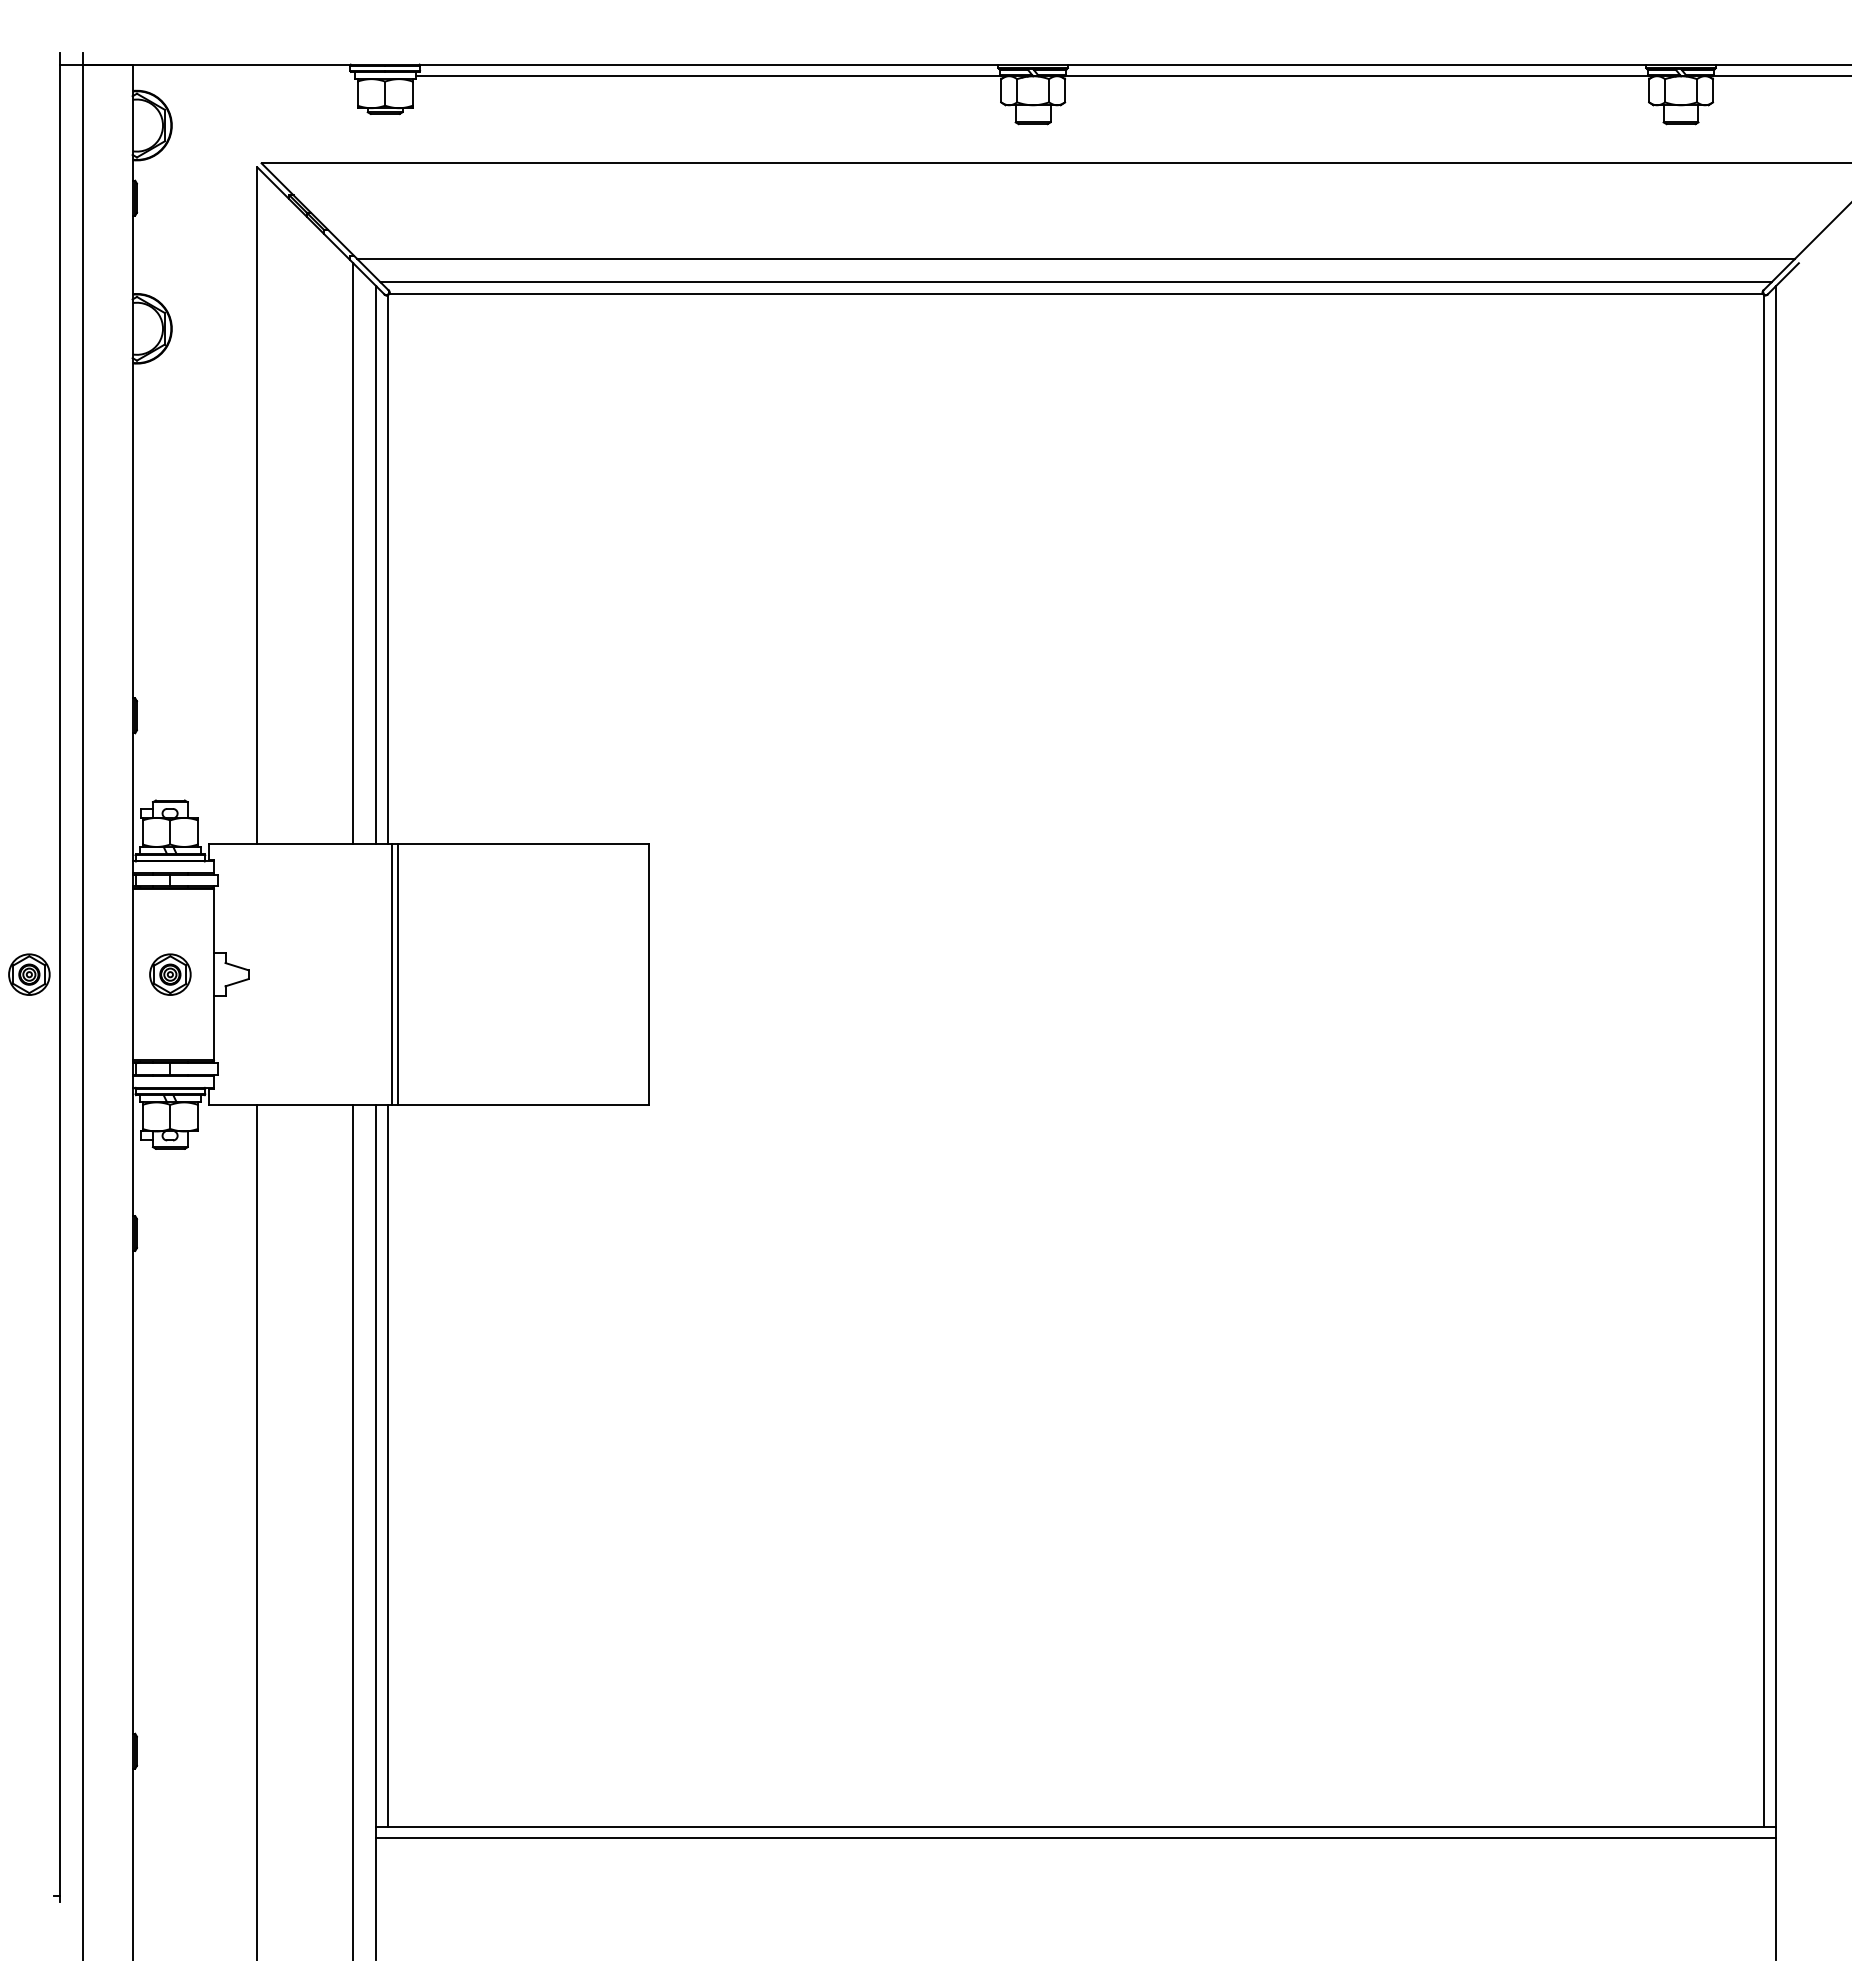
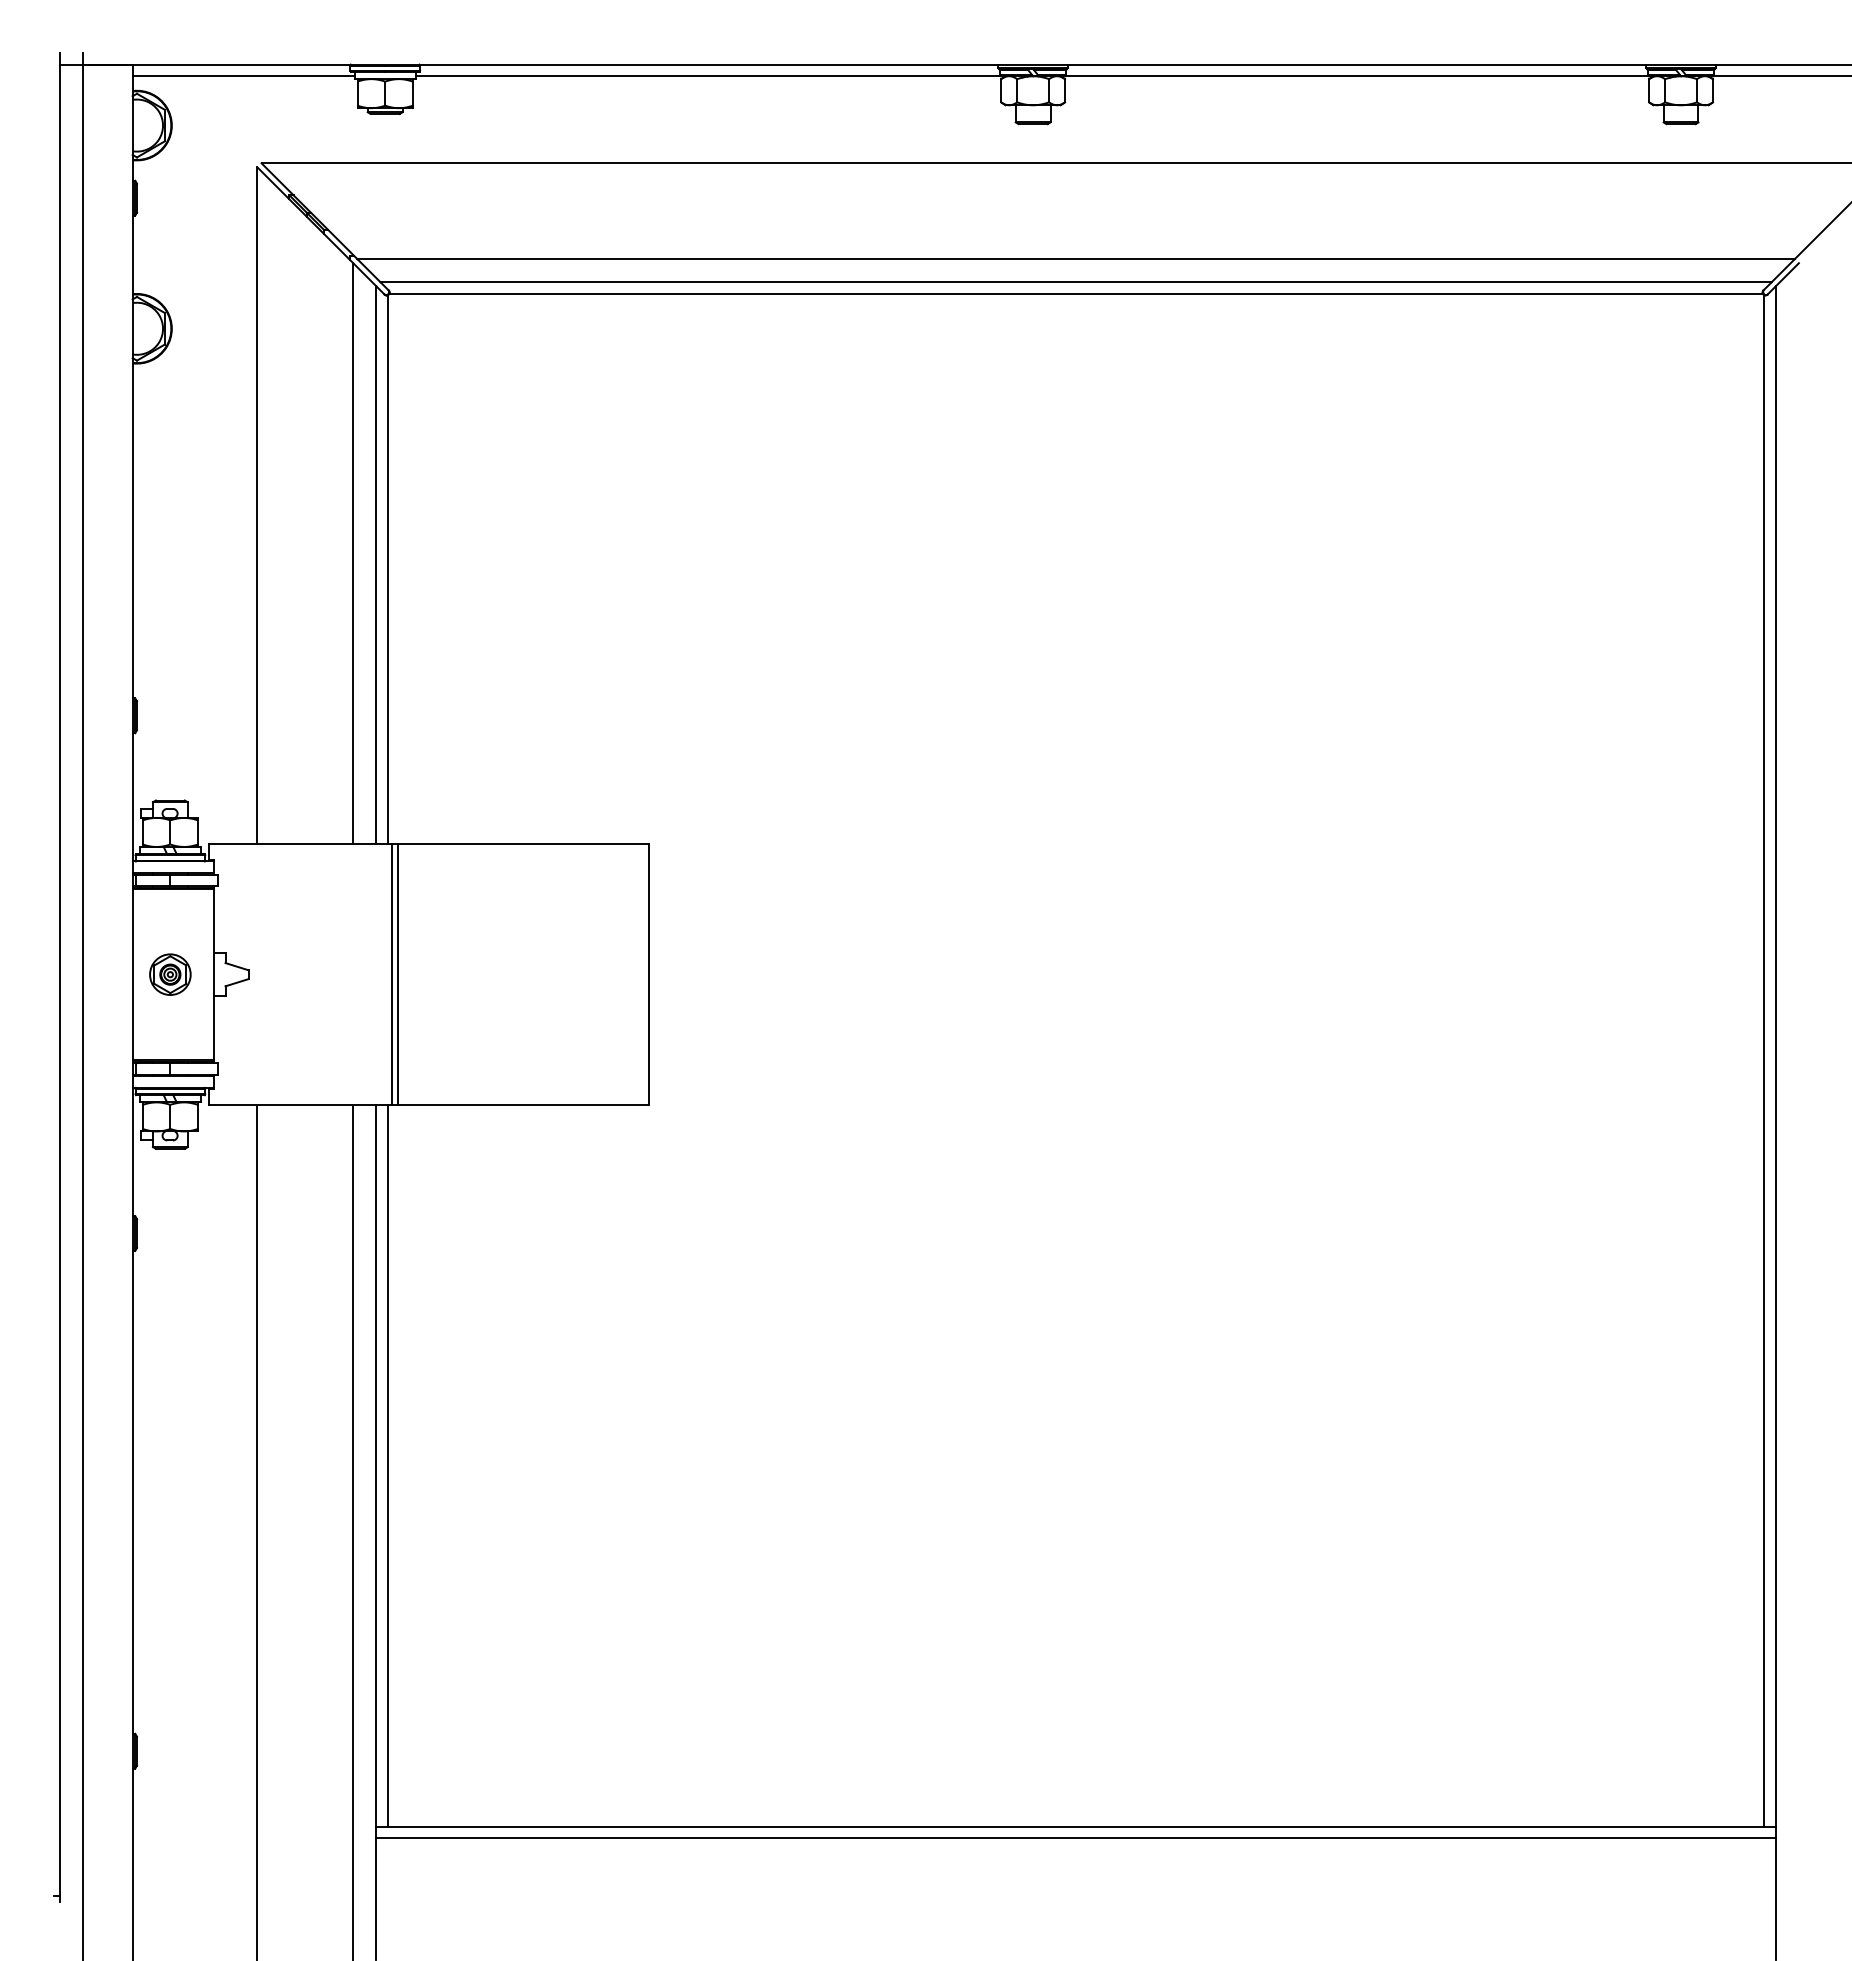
line: none -> present (243, 76)
part: present -> none (29, 974)
